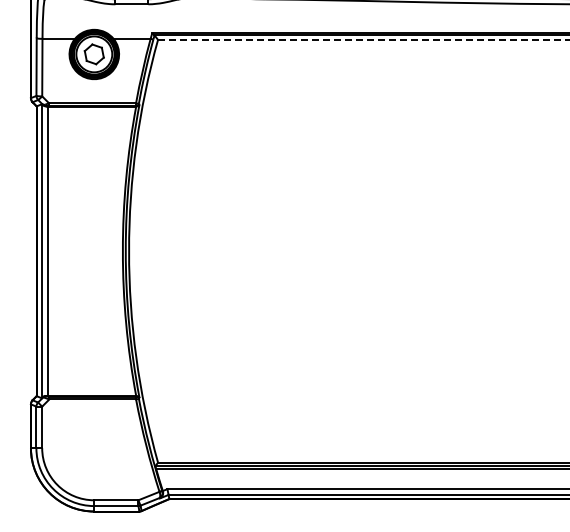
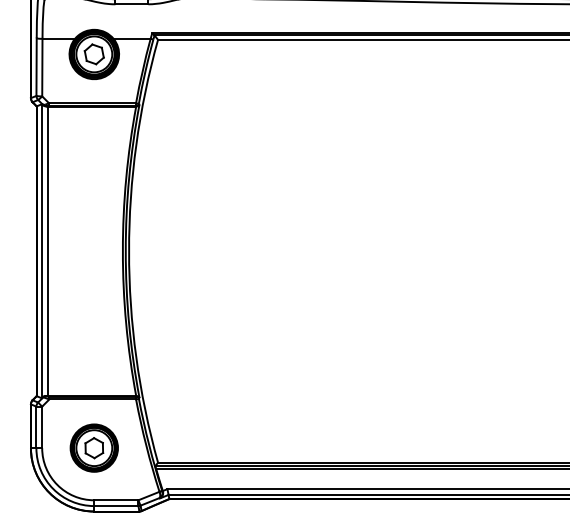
line: dashed -> solid (363, 39)
part: none -> present (93, 447)
